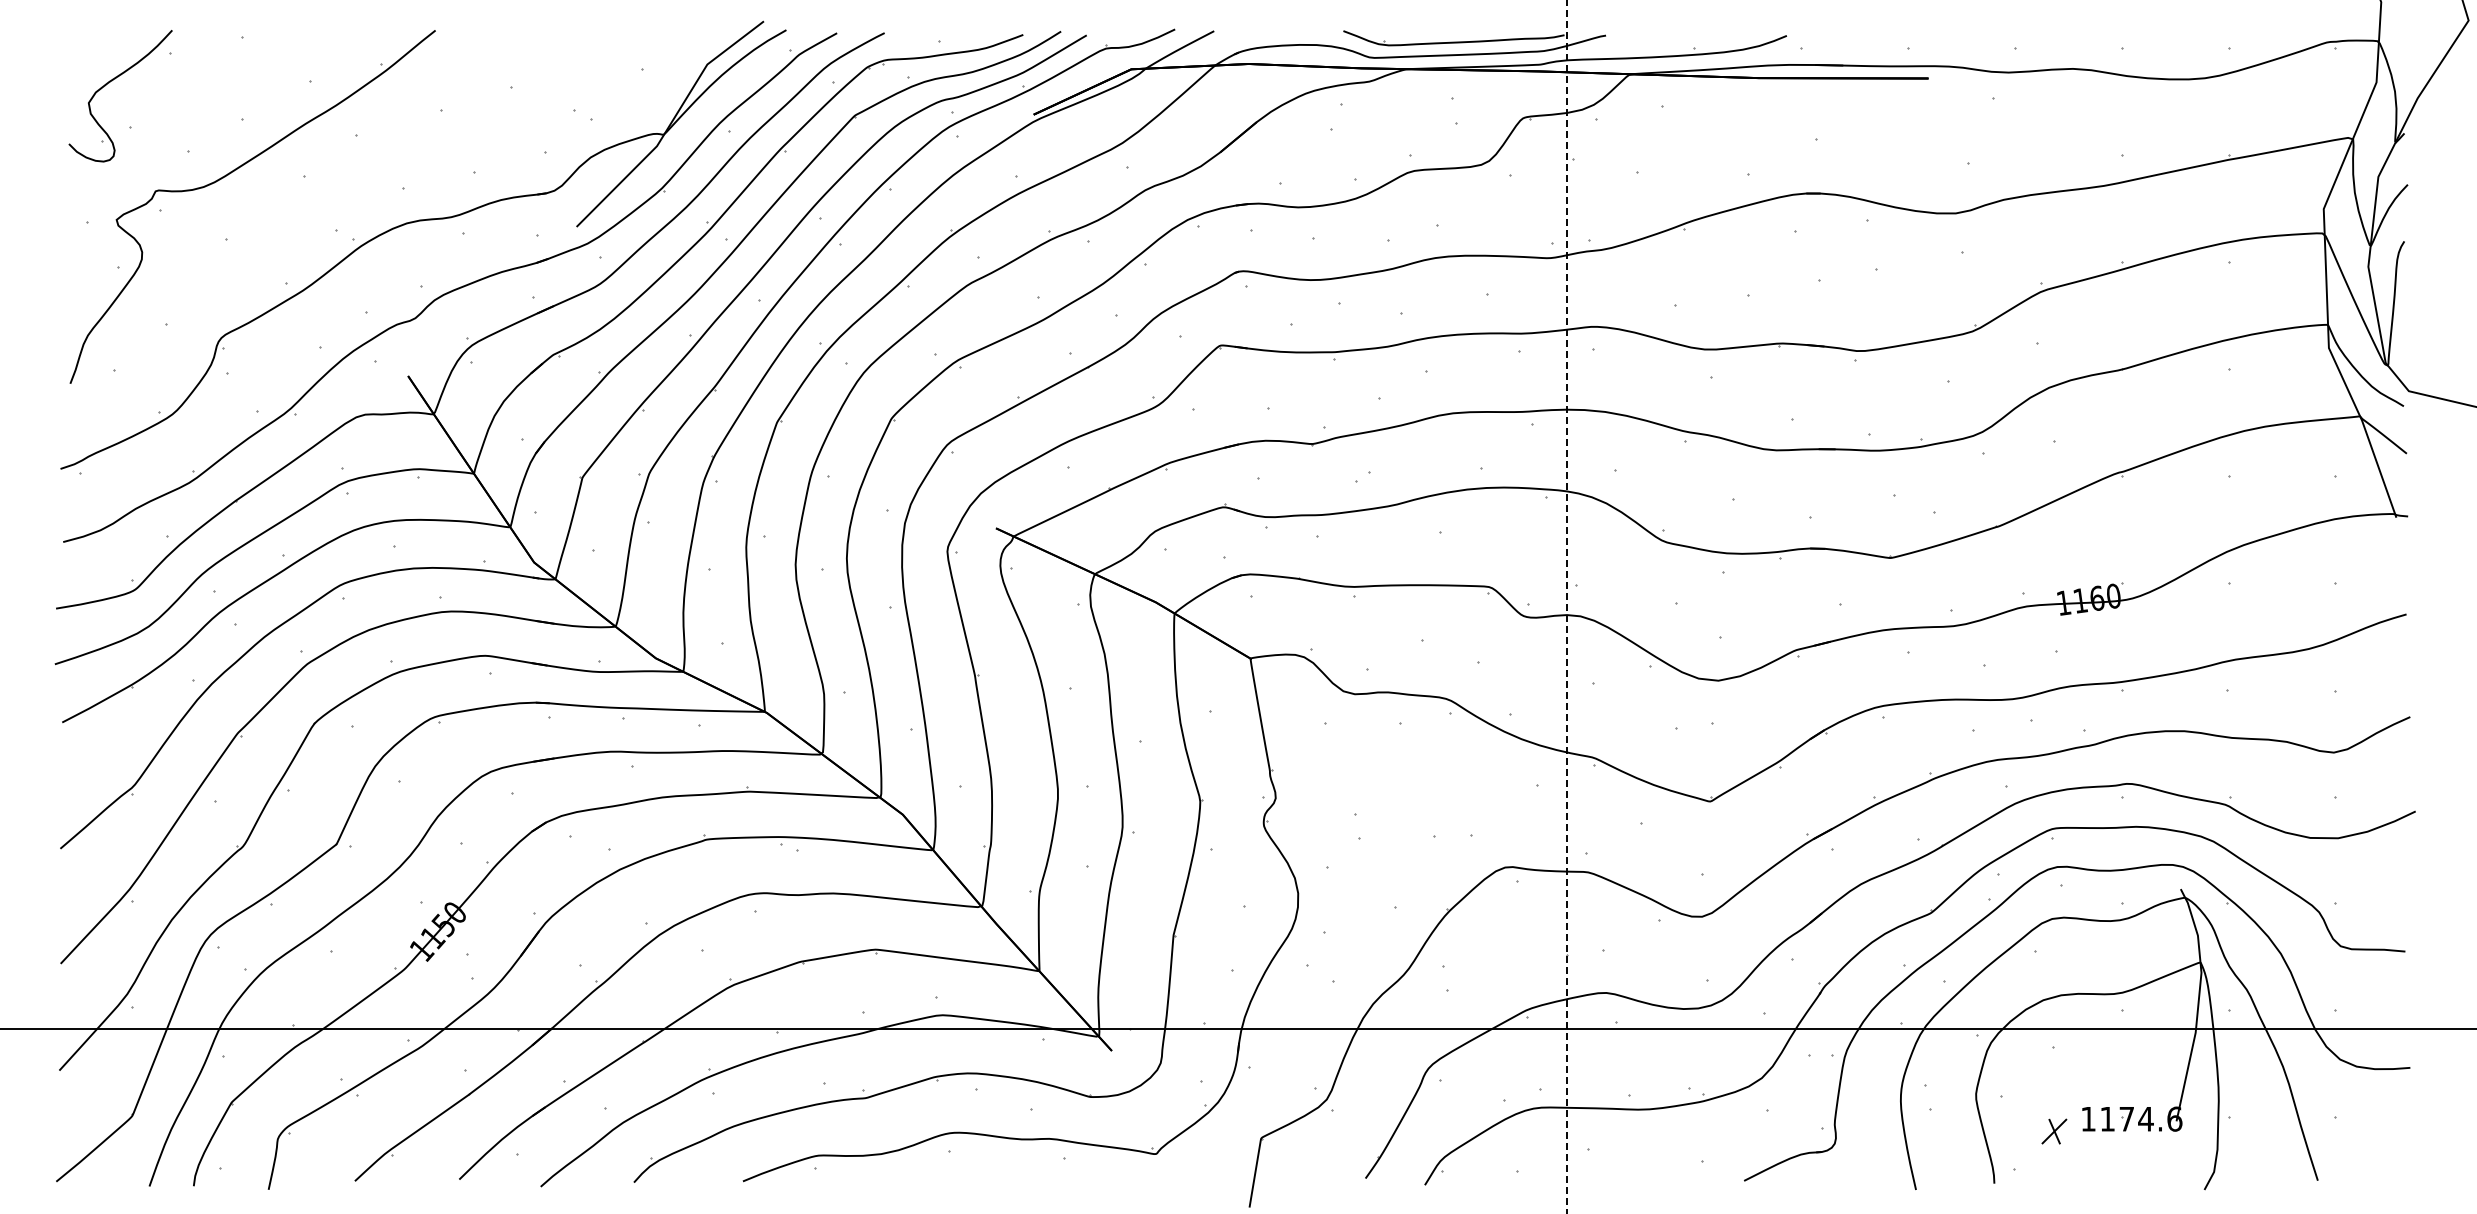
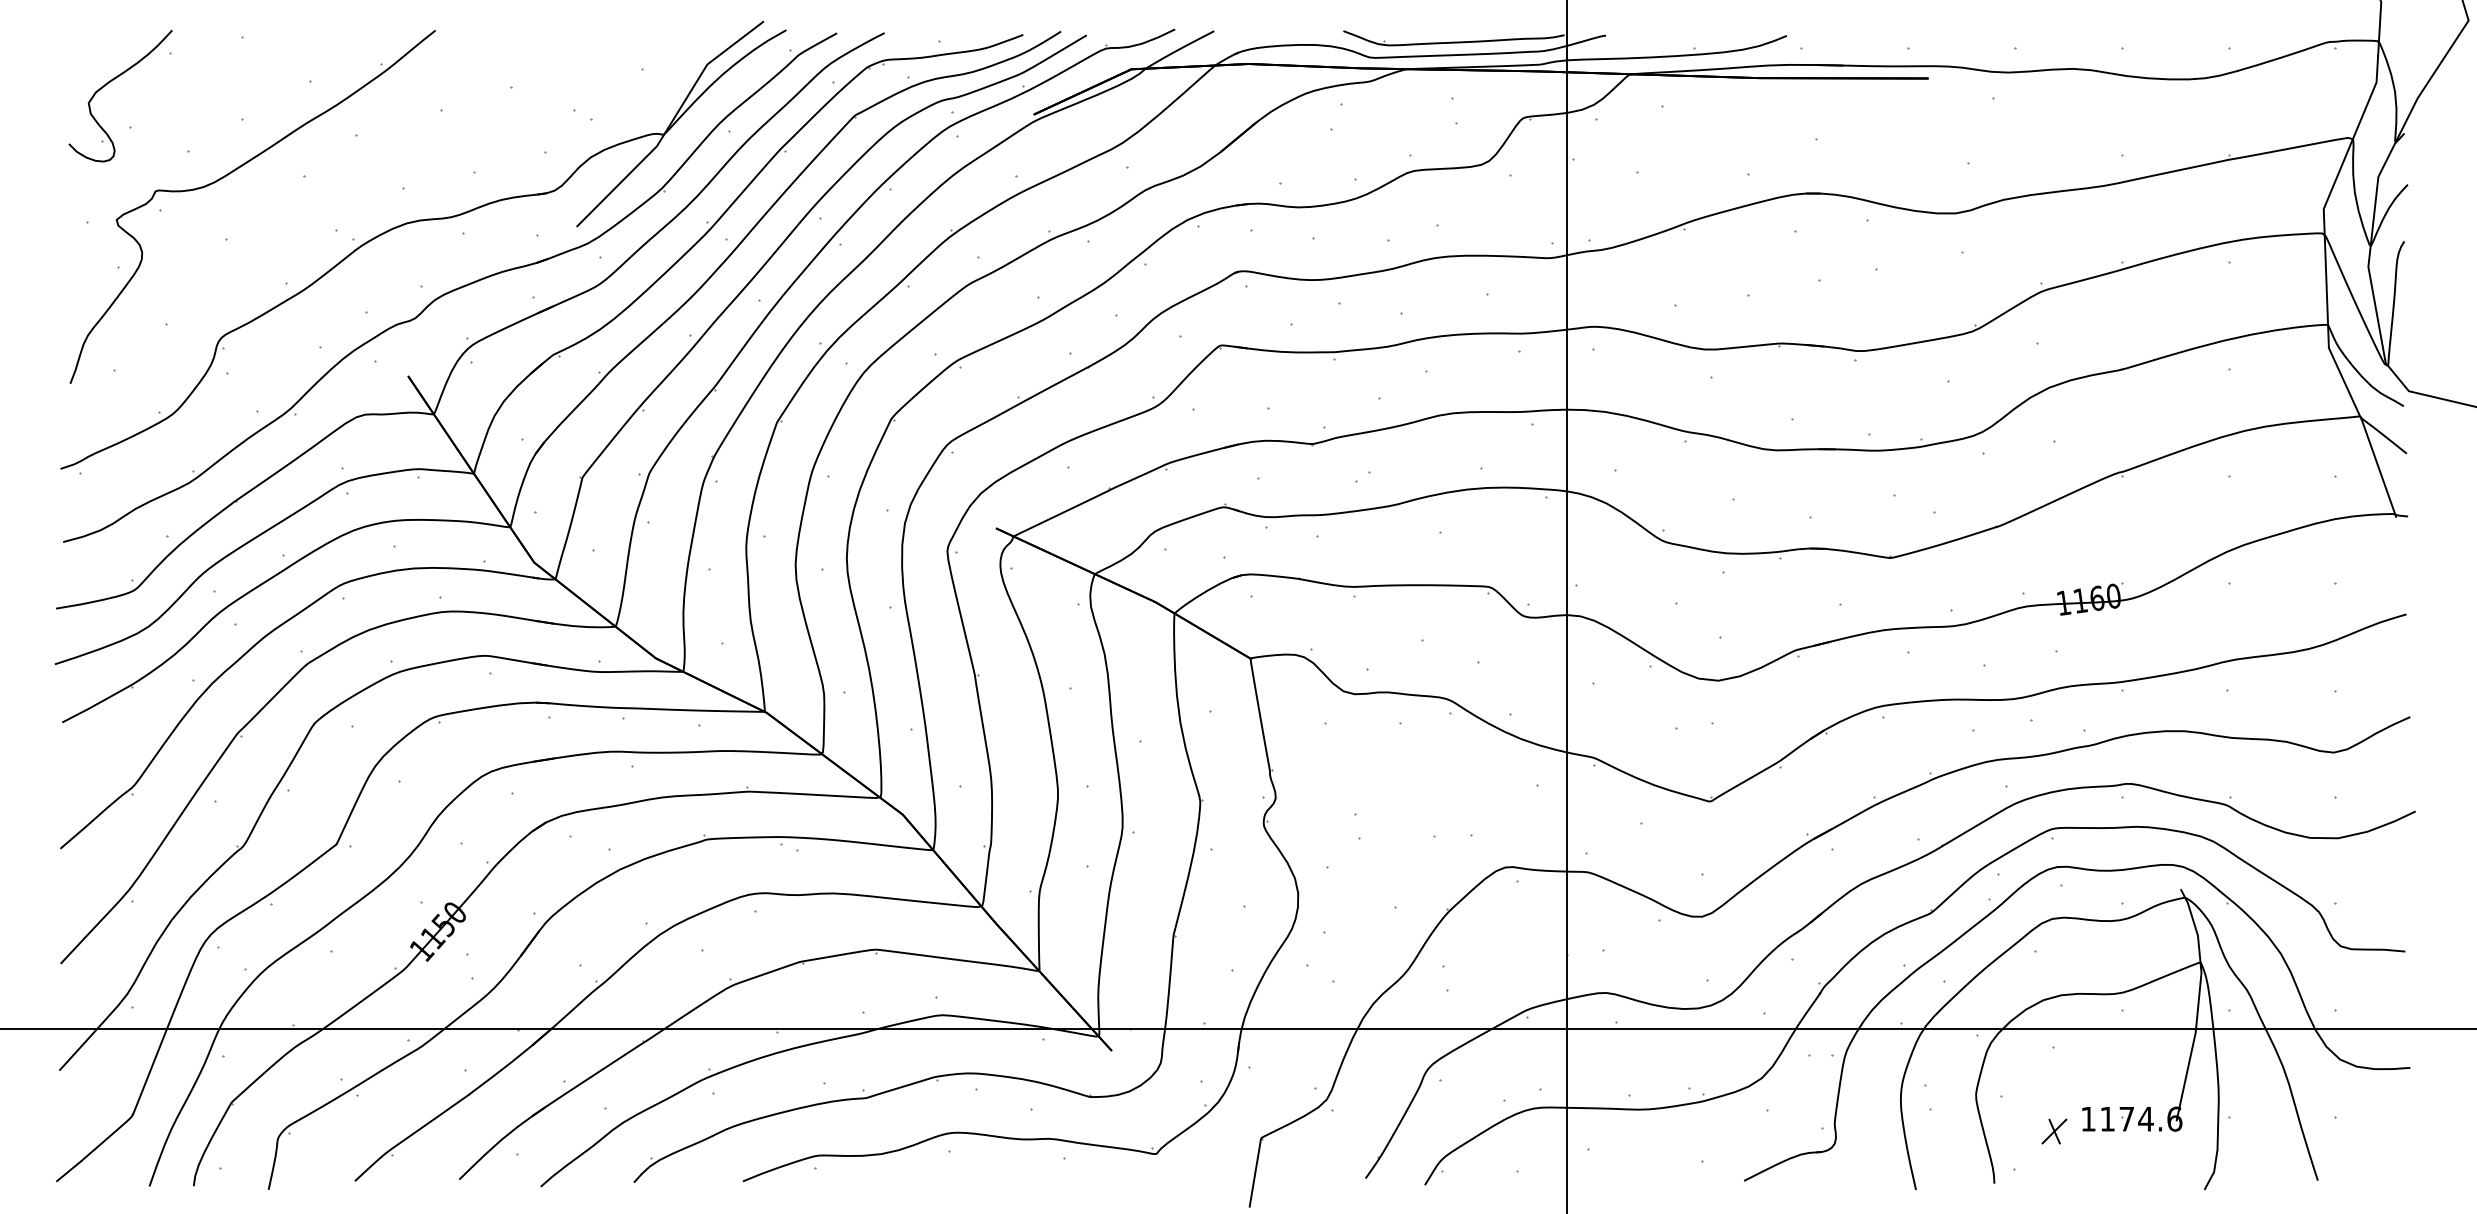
line: dashed -> solid (1567, 607)
